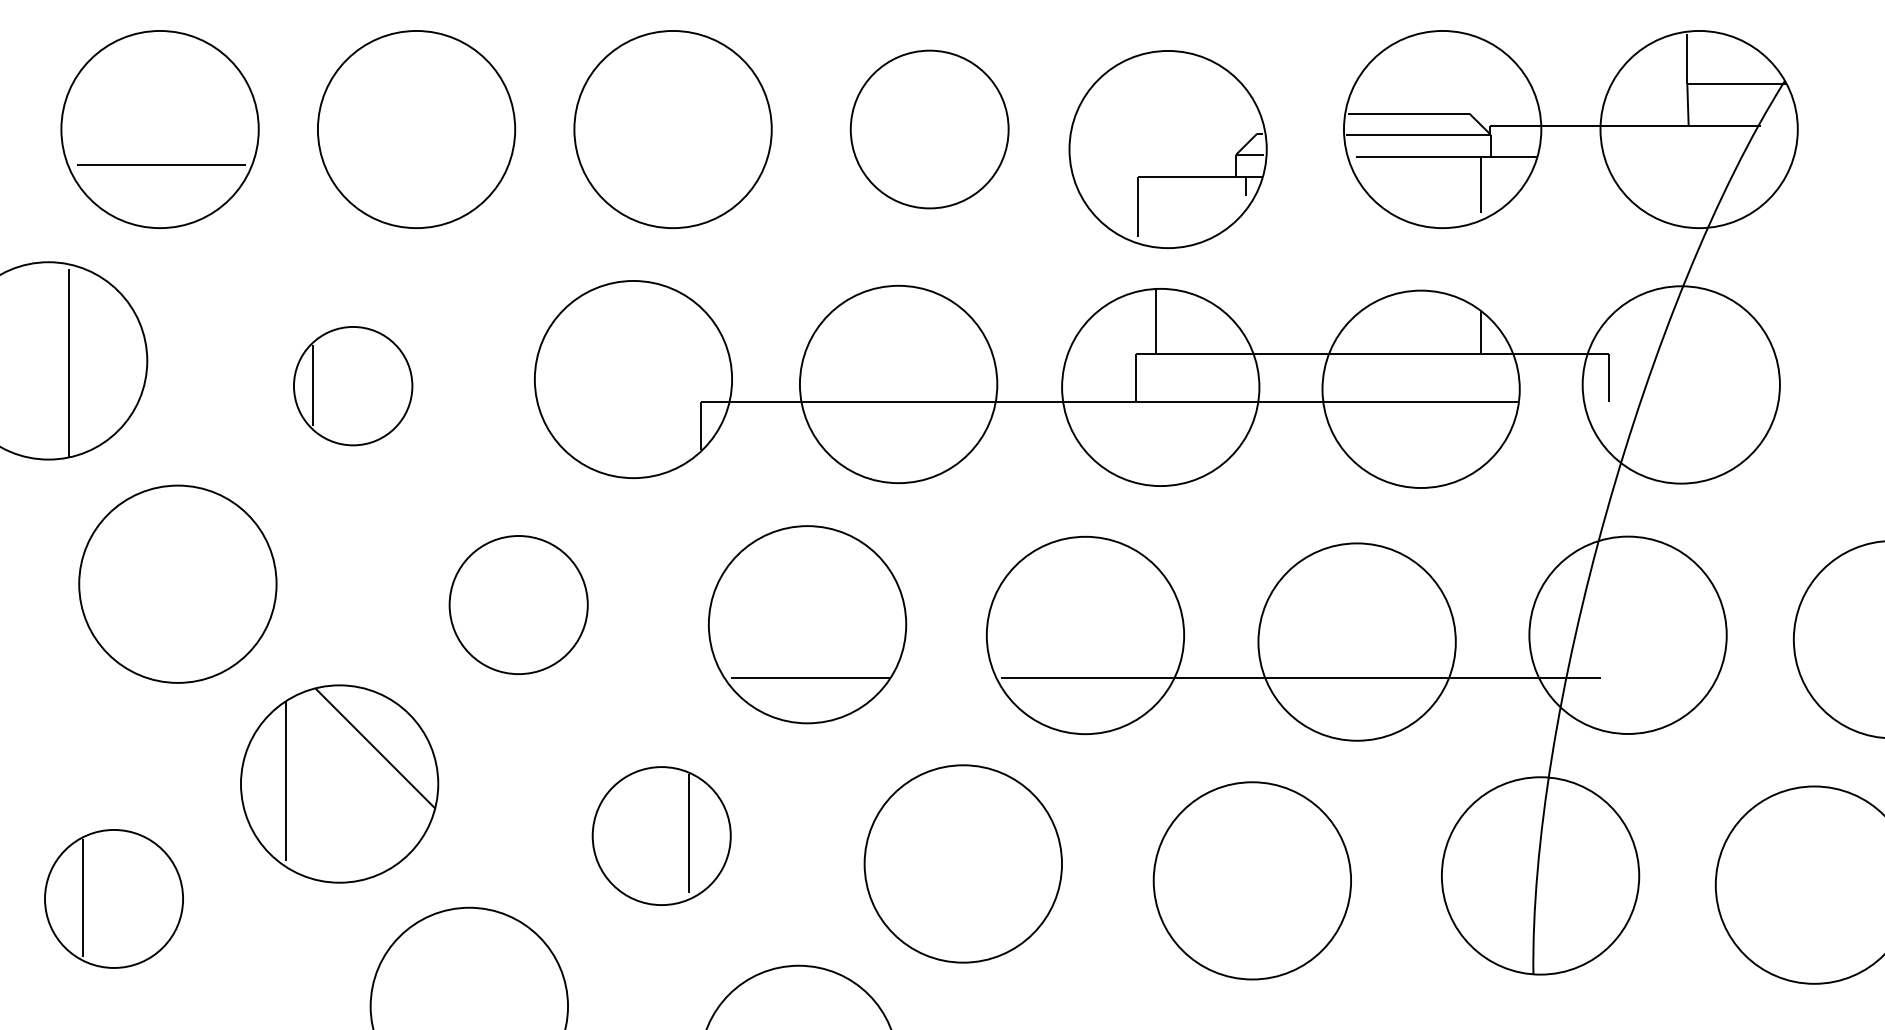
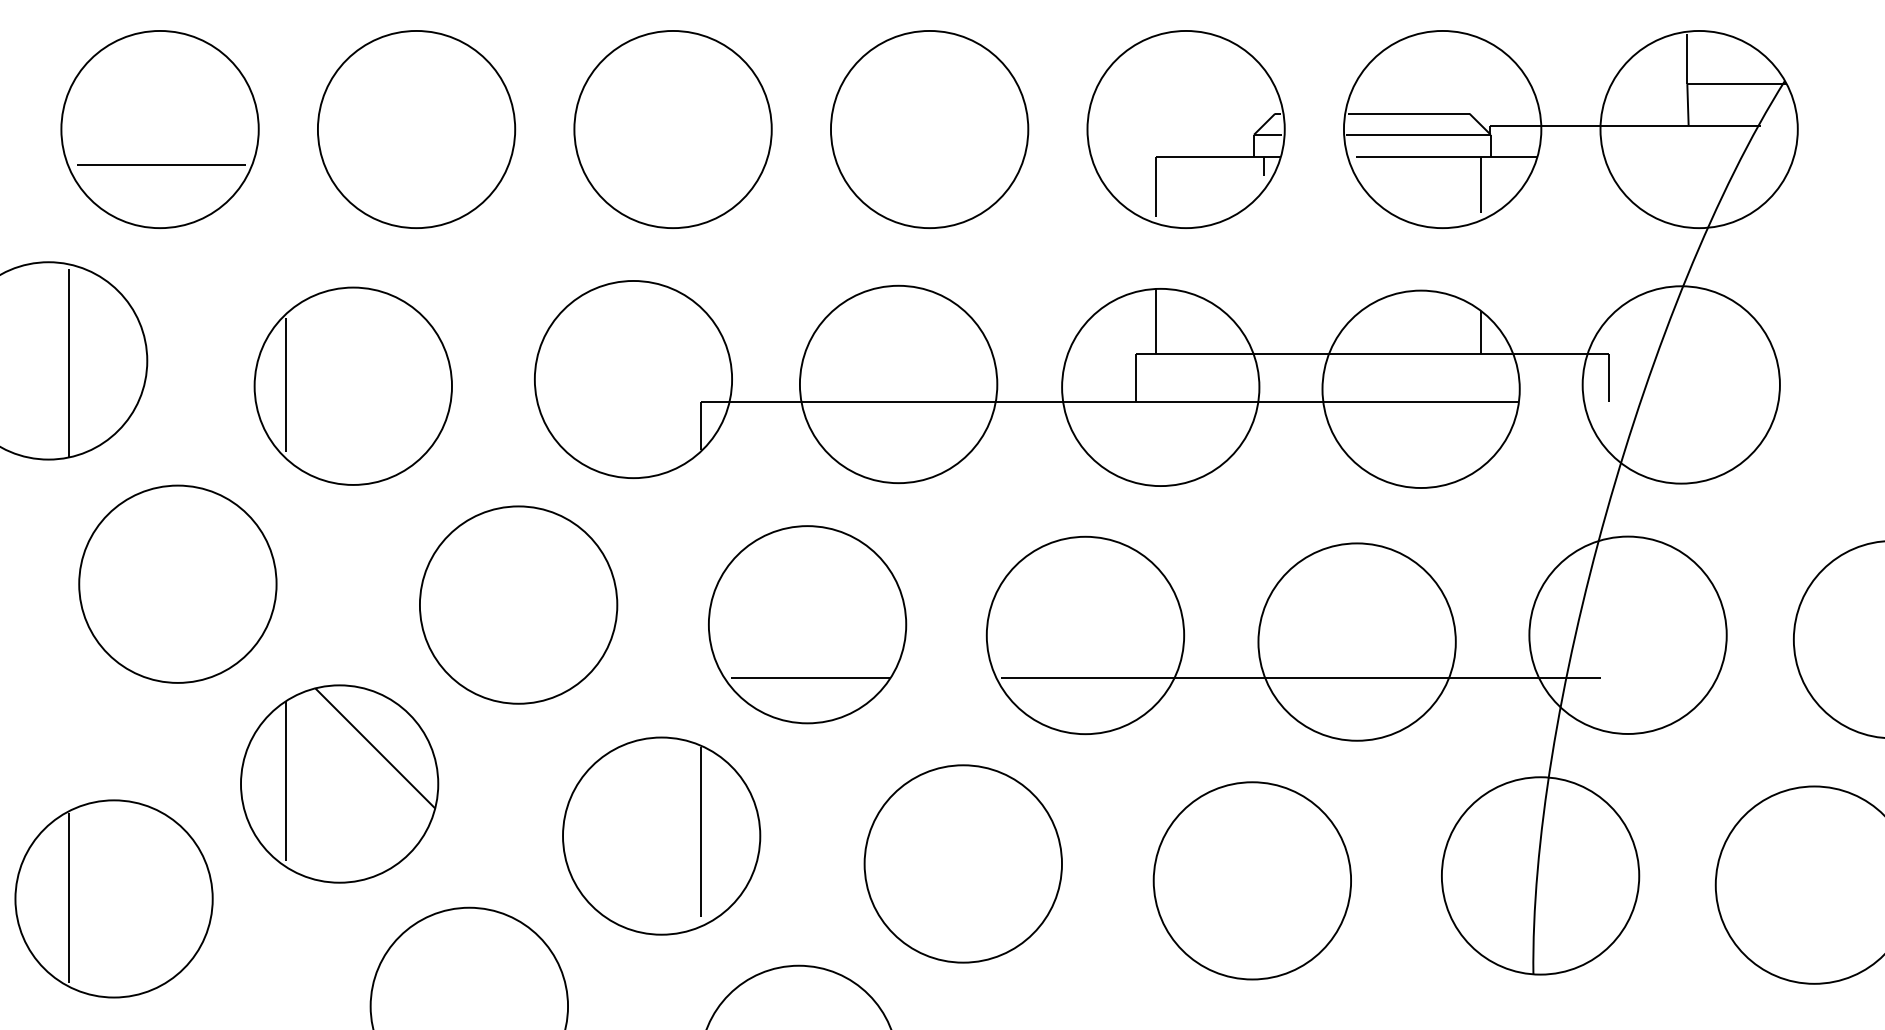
part size: 161x161 px -> 200x199 px (929, 129)
part position: (1167, 149) -> (1185, 129) (1185, 129)
part size: 121x121 px -> 200x200 px (352, 385)
part size: 141x140 px -> 200x200 px (518, 604)
part size: 141x140 px -> 200x200 px (661, 835)
part size: 140x140 px -> 200x200 px (113, 898)
